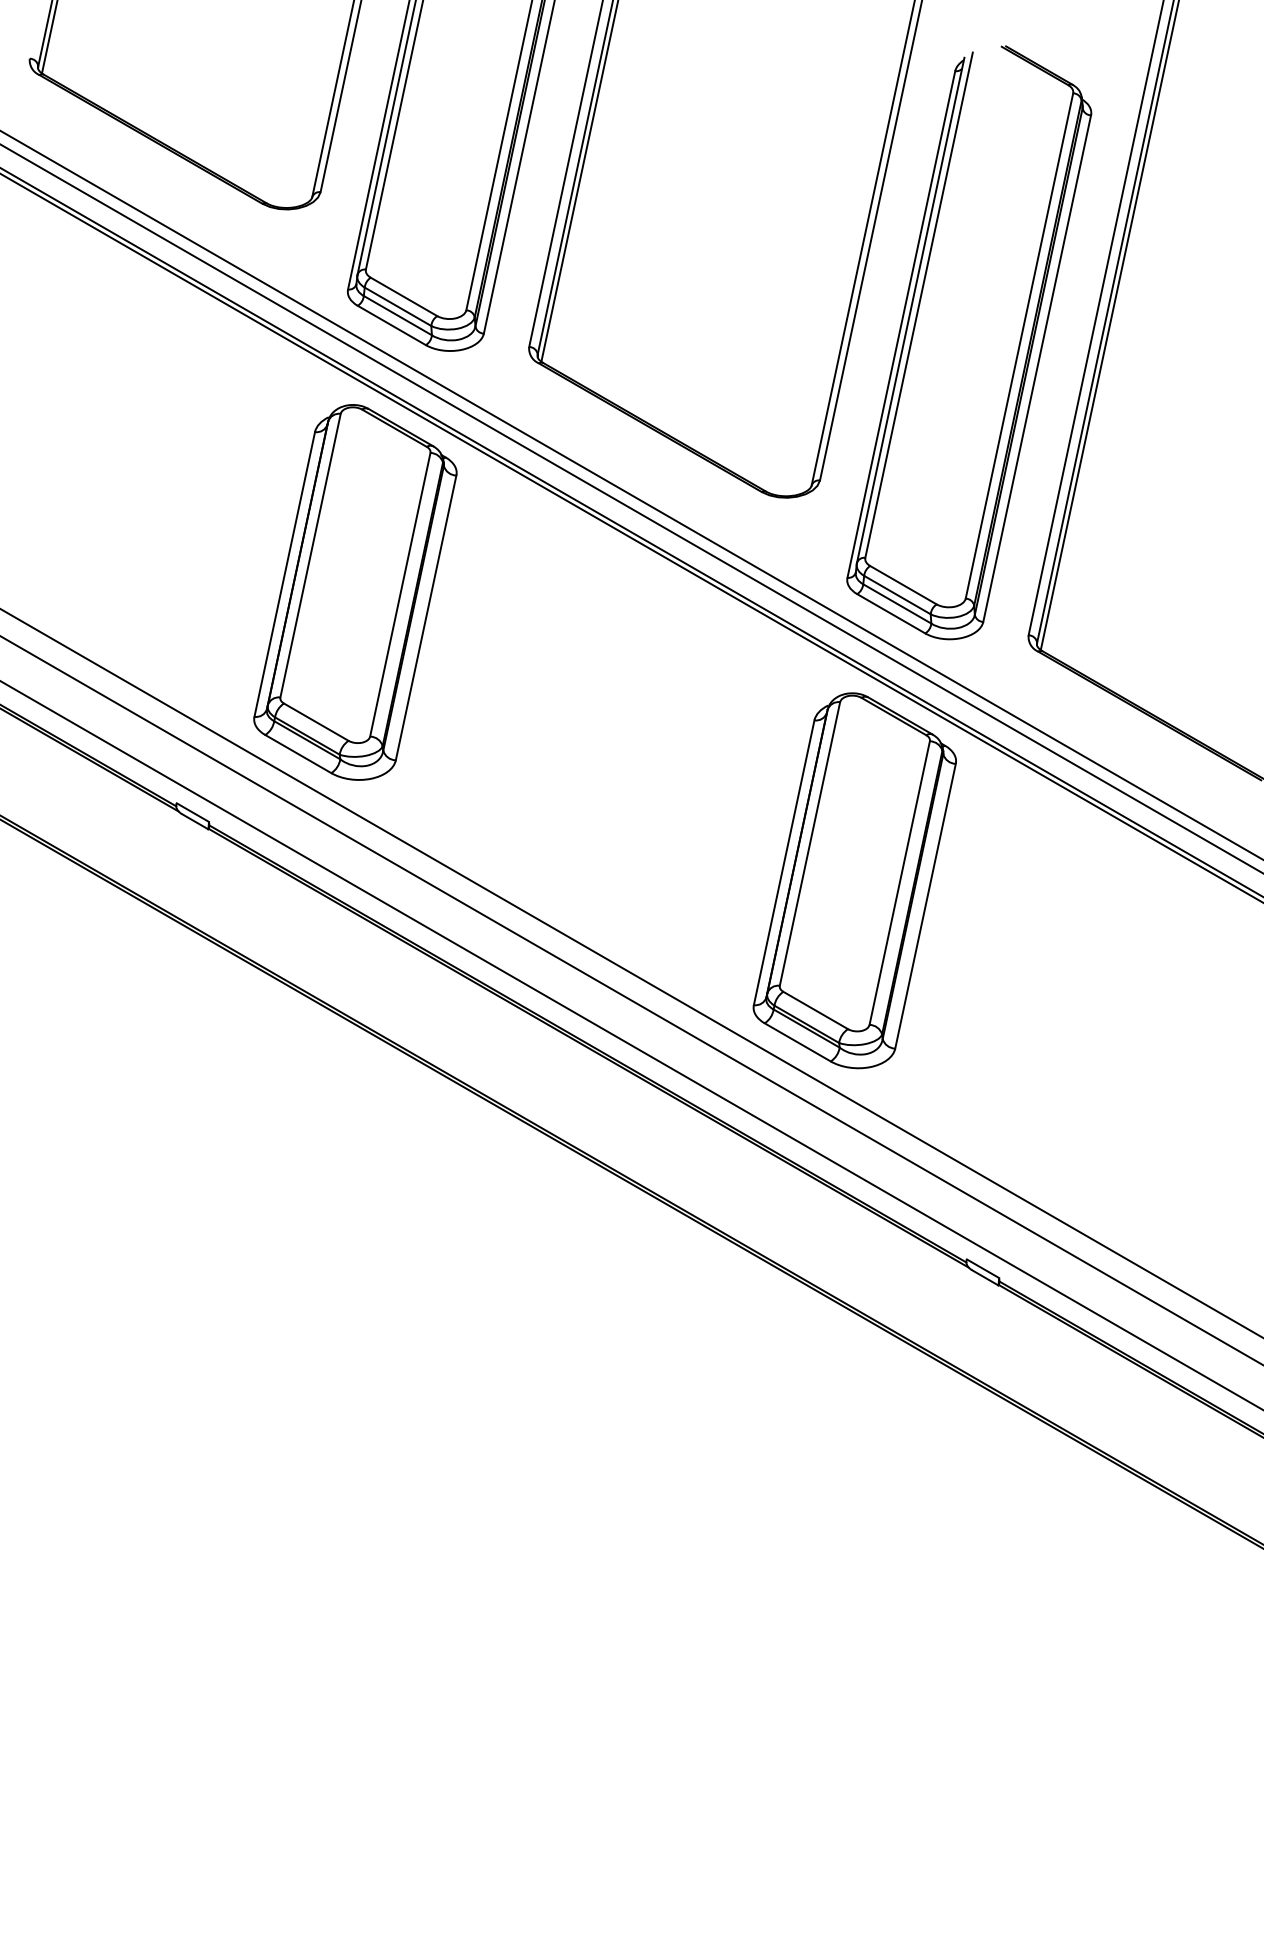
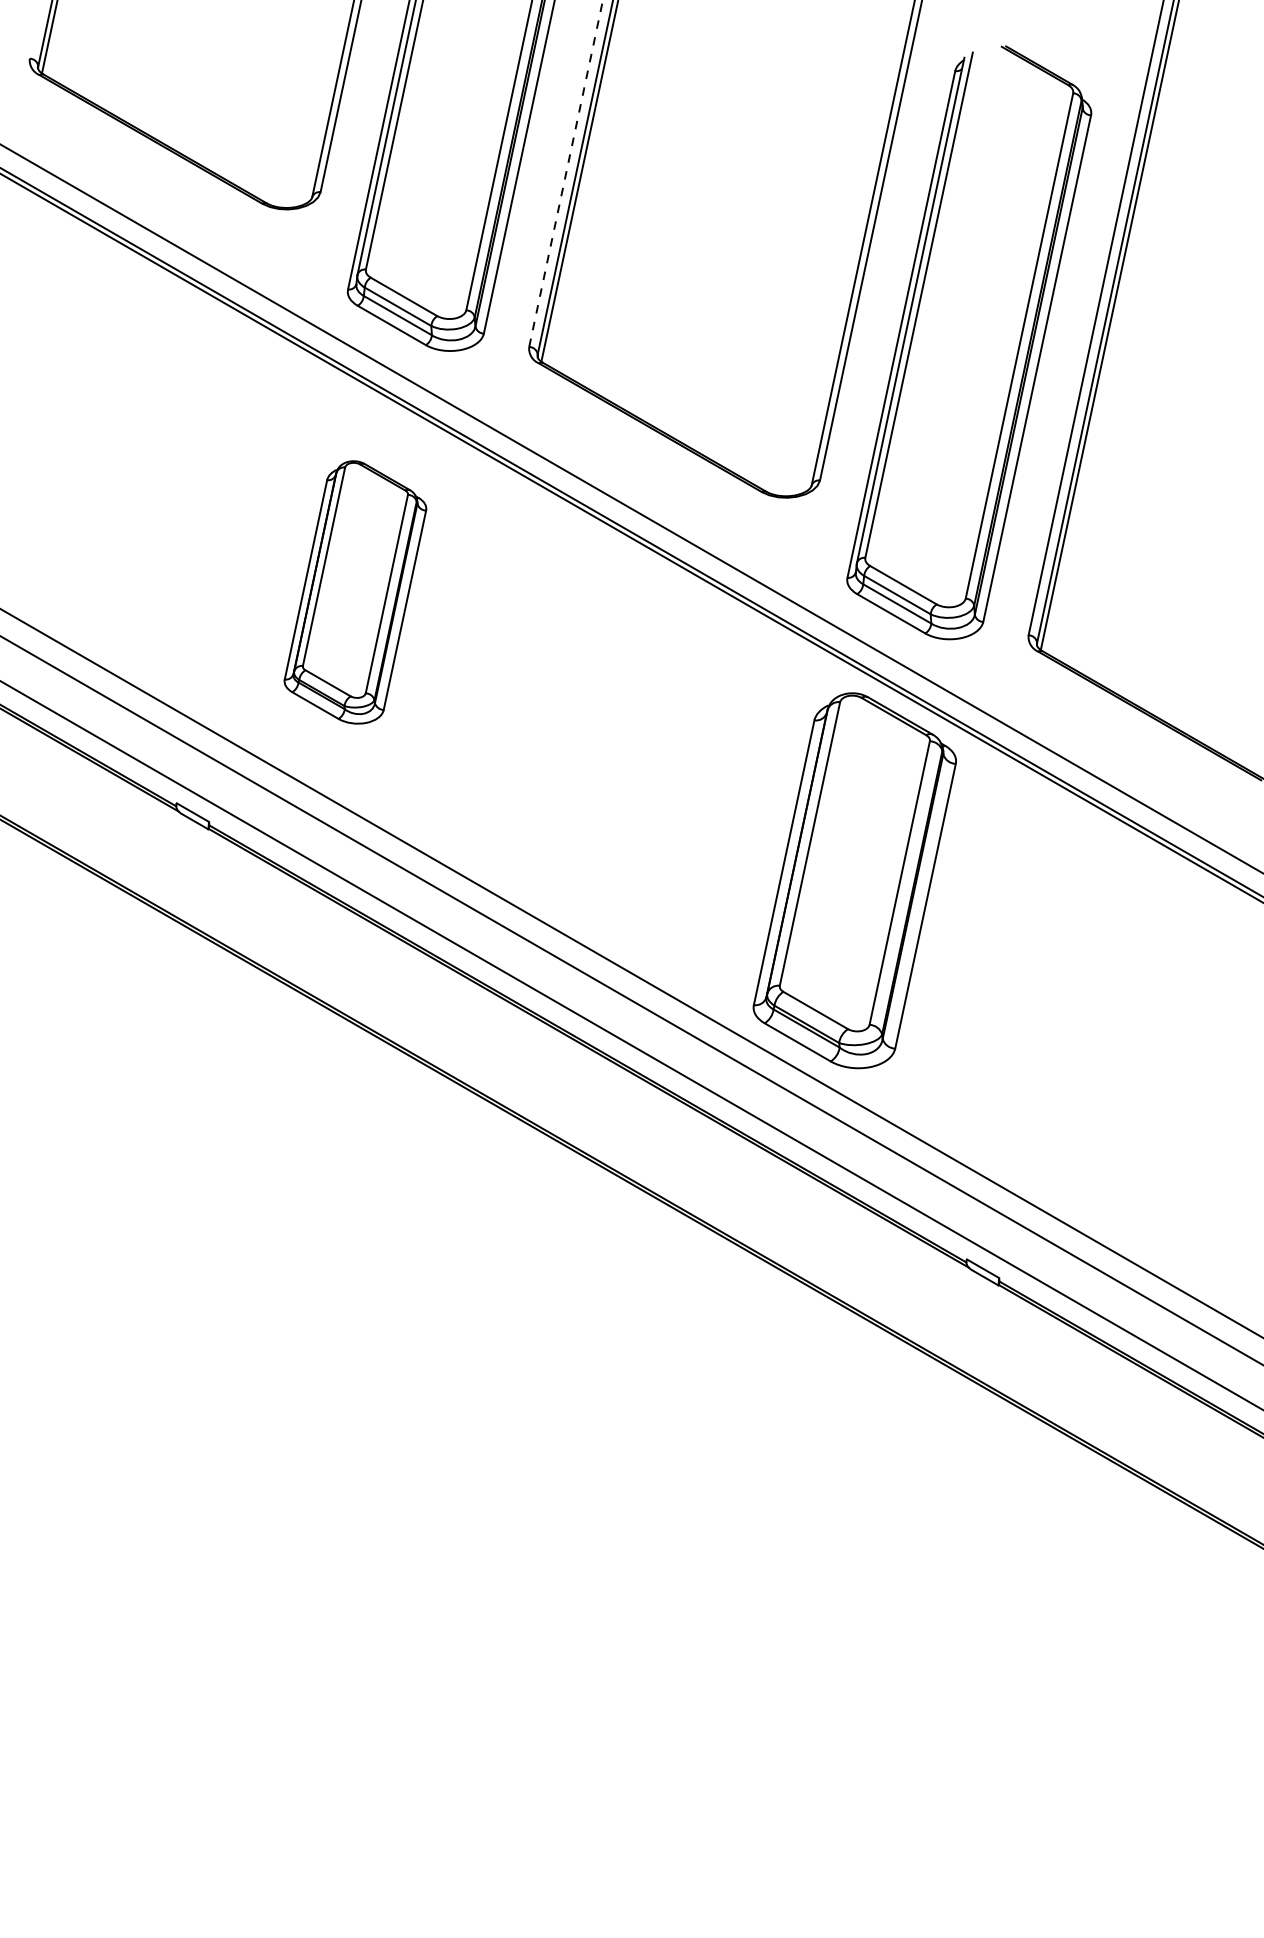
line: solid -> dashed (566, 173)
line: present -> none (631, 494)
part size: 205x377 px -> 145x265 px (355, 592)
